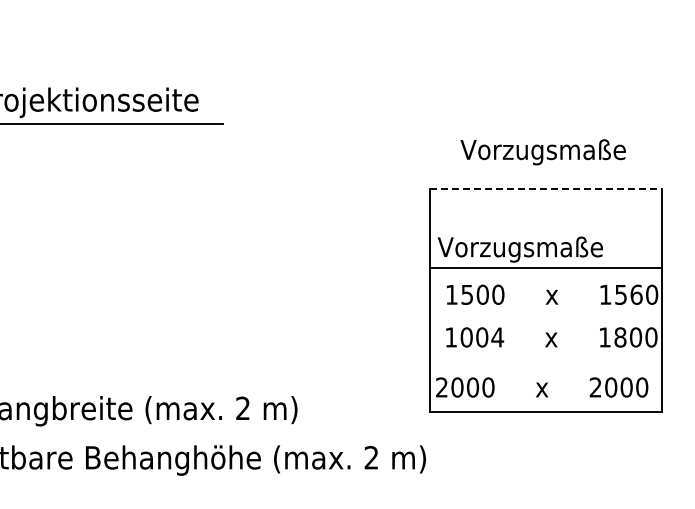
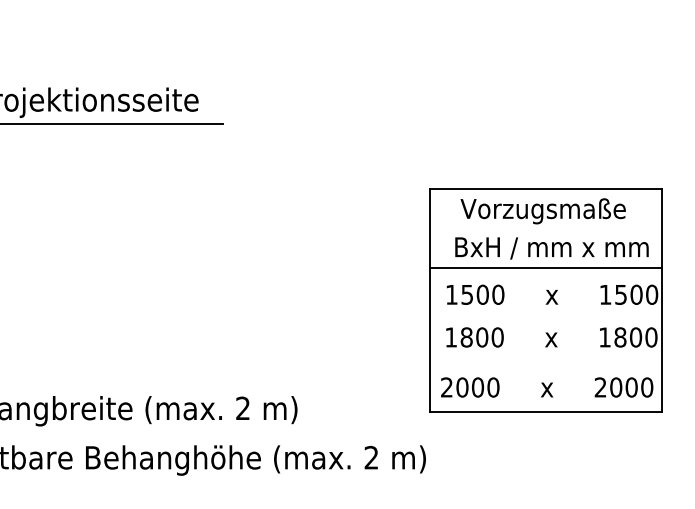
text position: (542, 152) -> (542, 211) (542, 211)
line: dashed -> solid (546, 188)
text: Vorzugsmaße -> BxH / mm x mm (542, 249)
text: 1560 -> 1500 (636, 294)
text: 1004 -> 1800 (482, 337)
text position: (542, 387) -> (547, 387) (547, 387)
